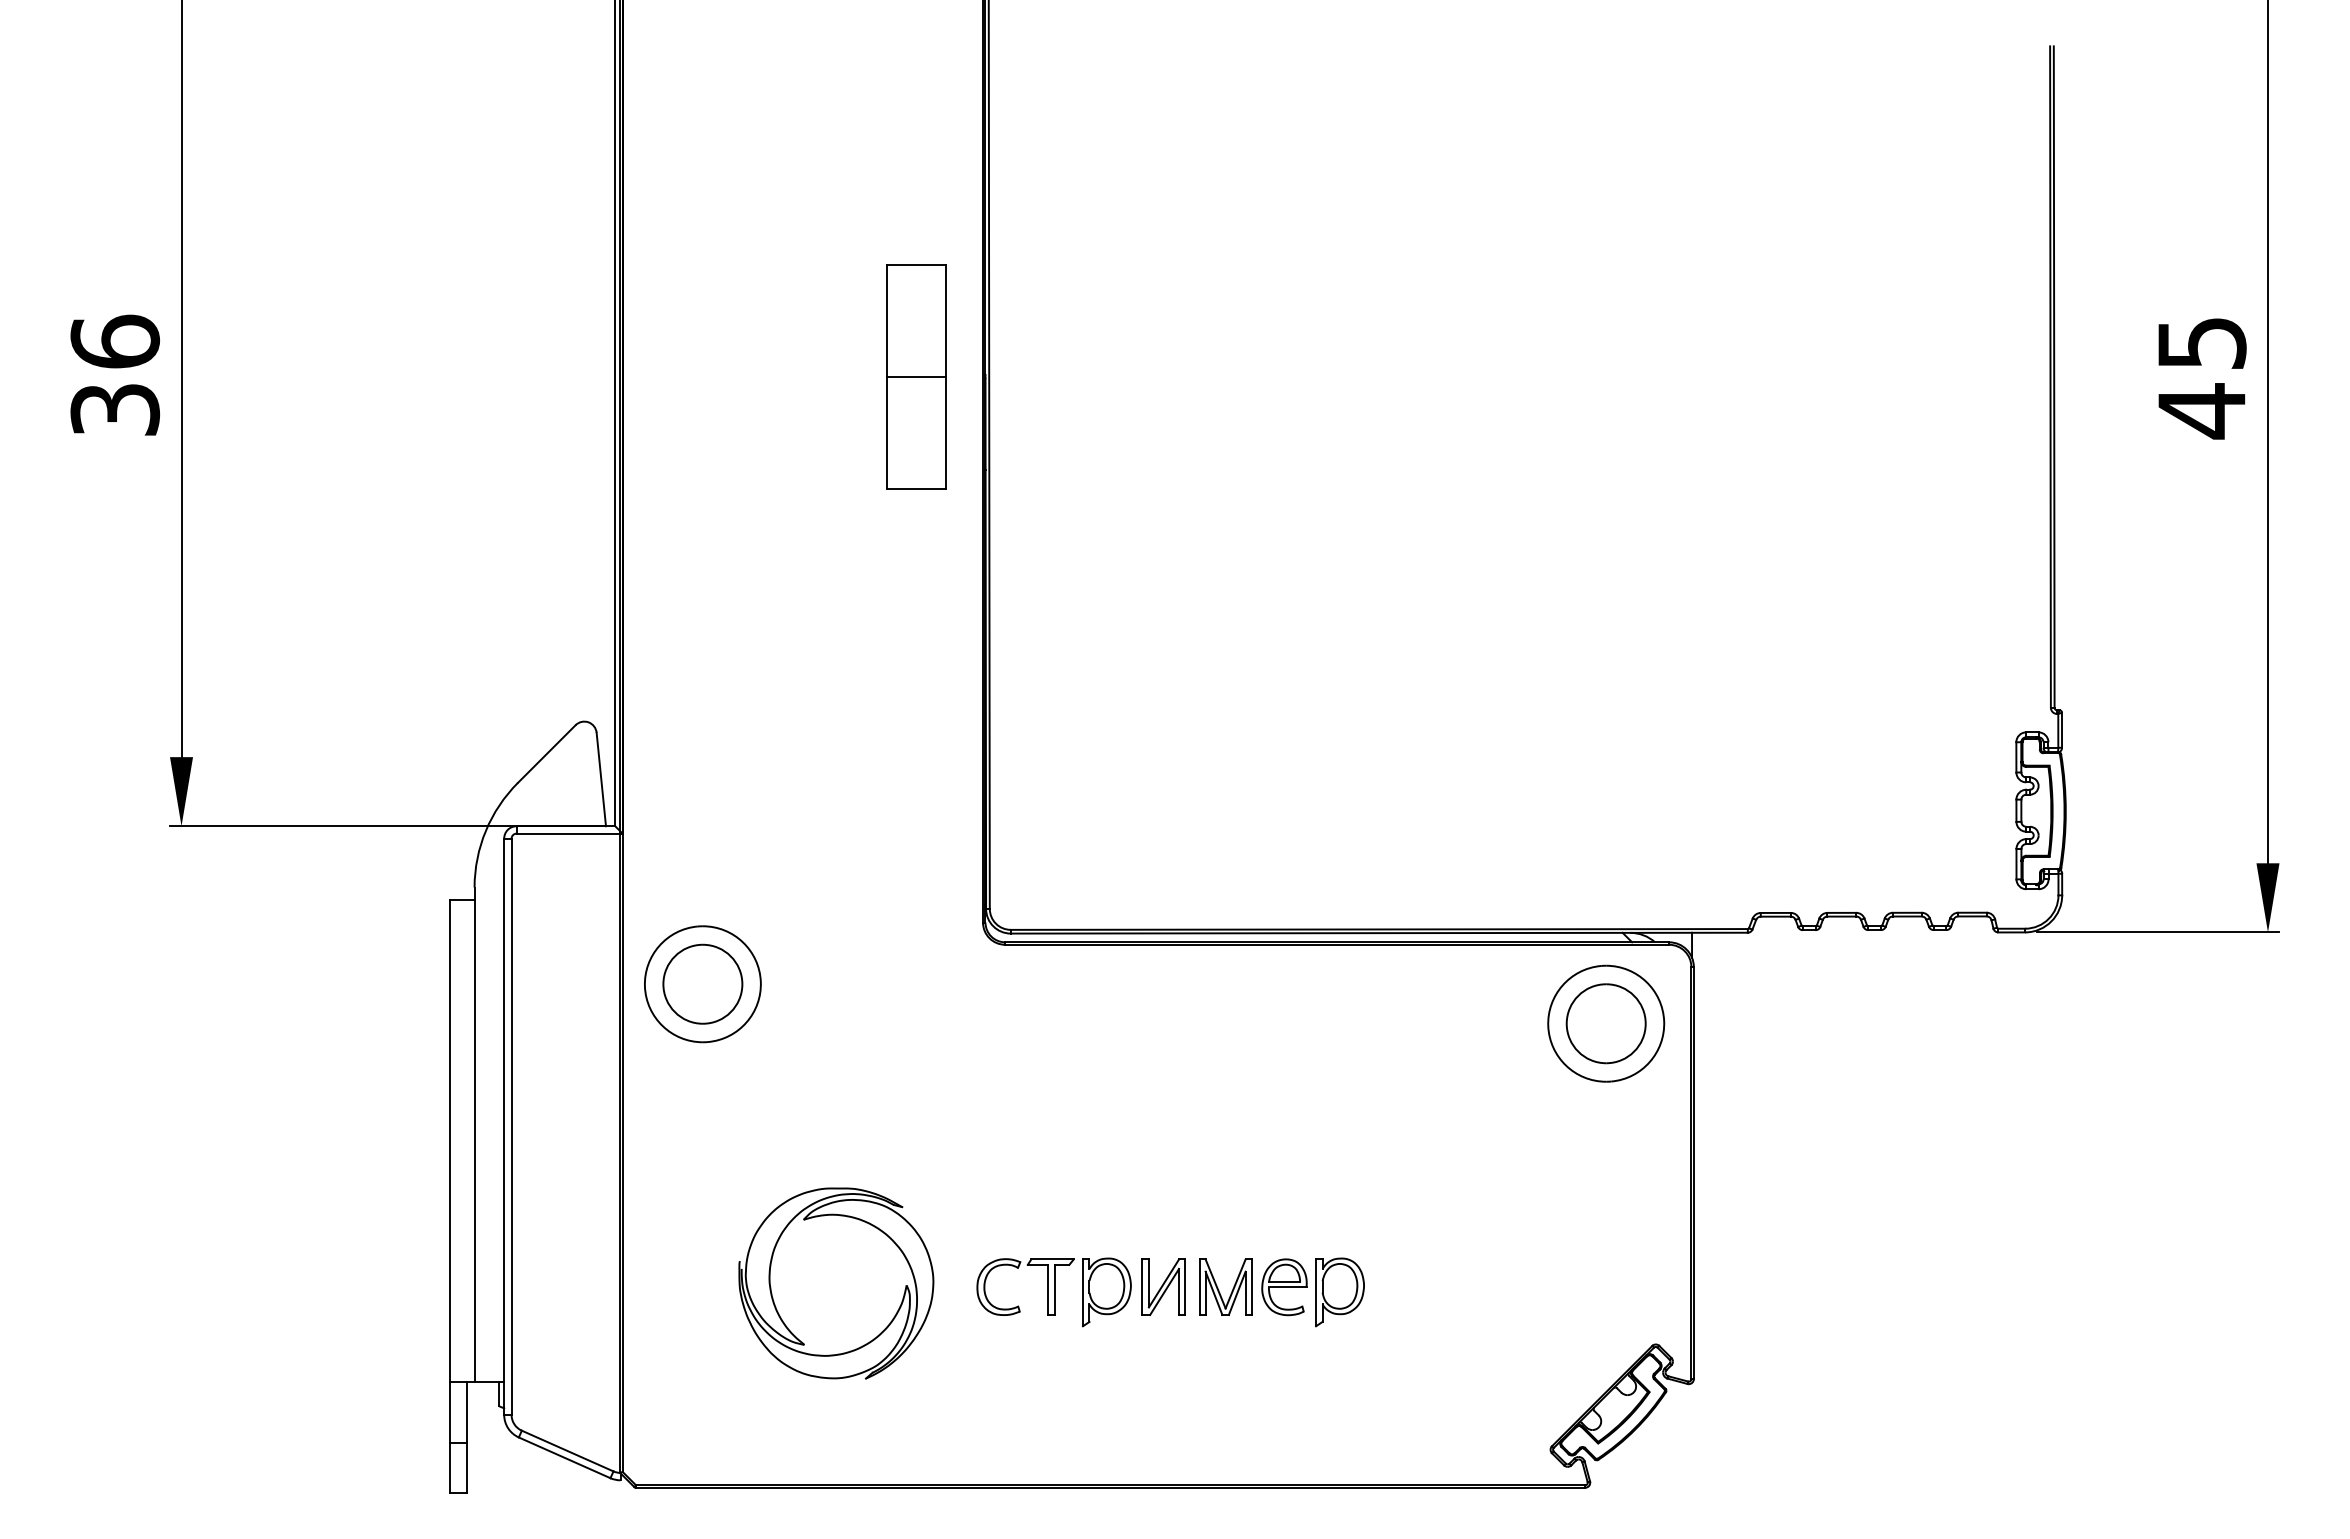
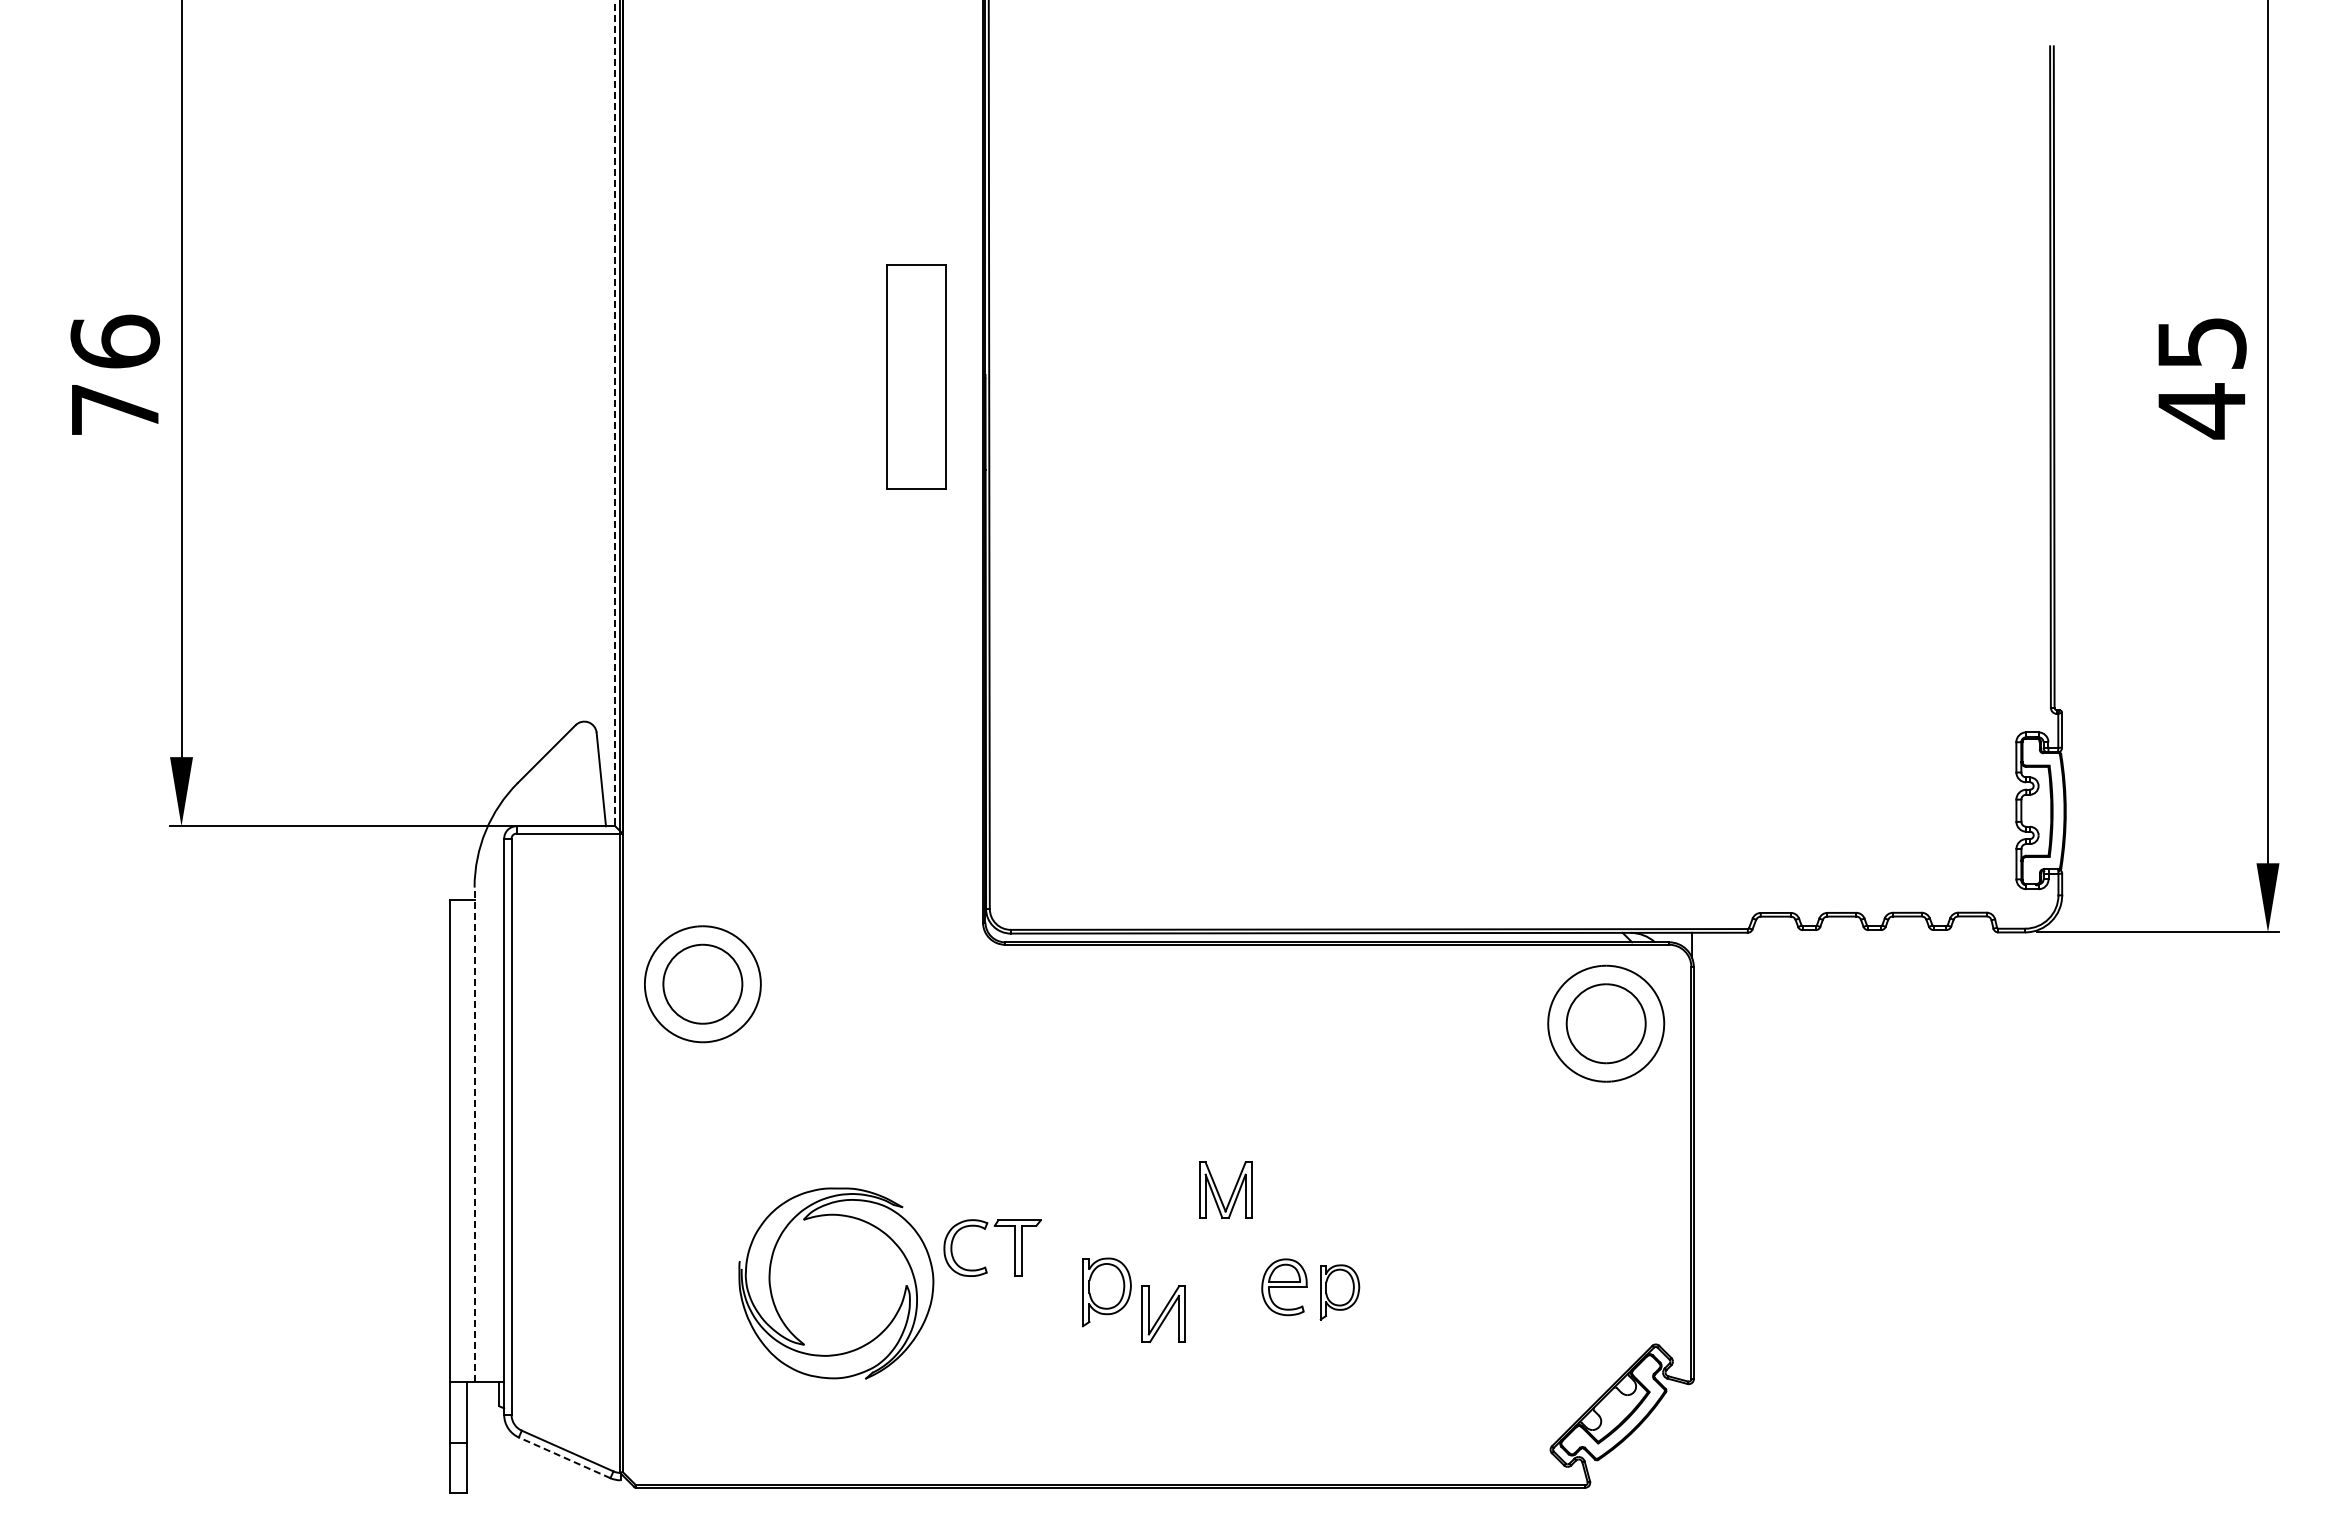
line: present -> none (916, 377)
text: 36 -> 76 (115, 409)
line: solid -> dashed (615, 413)
line: solid -> dashed (474, 1134)
part position: (1018, 1268) -> (985, 1229) (985, 1229)
part position: (1163, 1286) -> (1163, 1313) (1163, 1313)
part position: (1218, 1287) -> (1218, 1190) (1218, 1190)
part size: 50x71 px -> 42x57 px (1339, 1292)
line: solid -> dashed (564, 1457)
